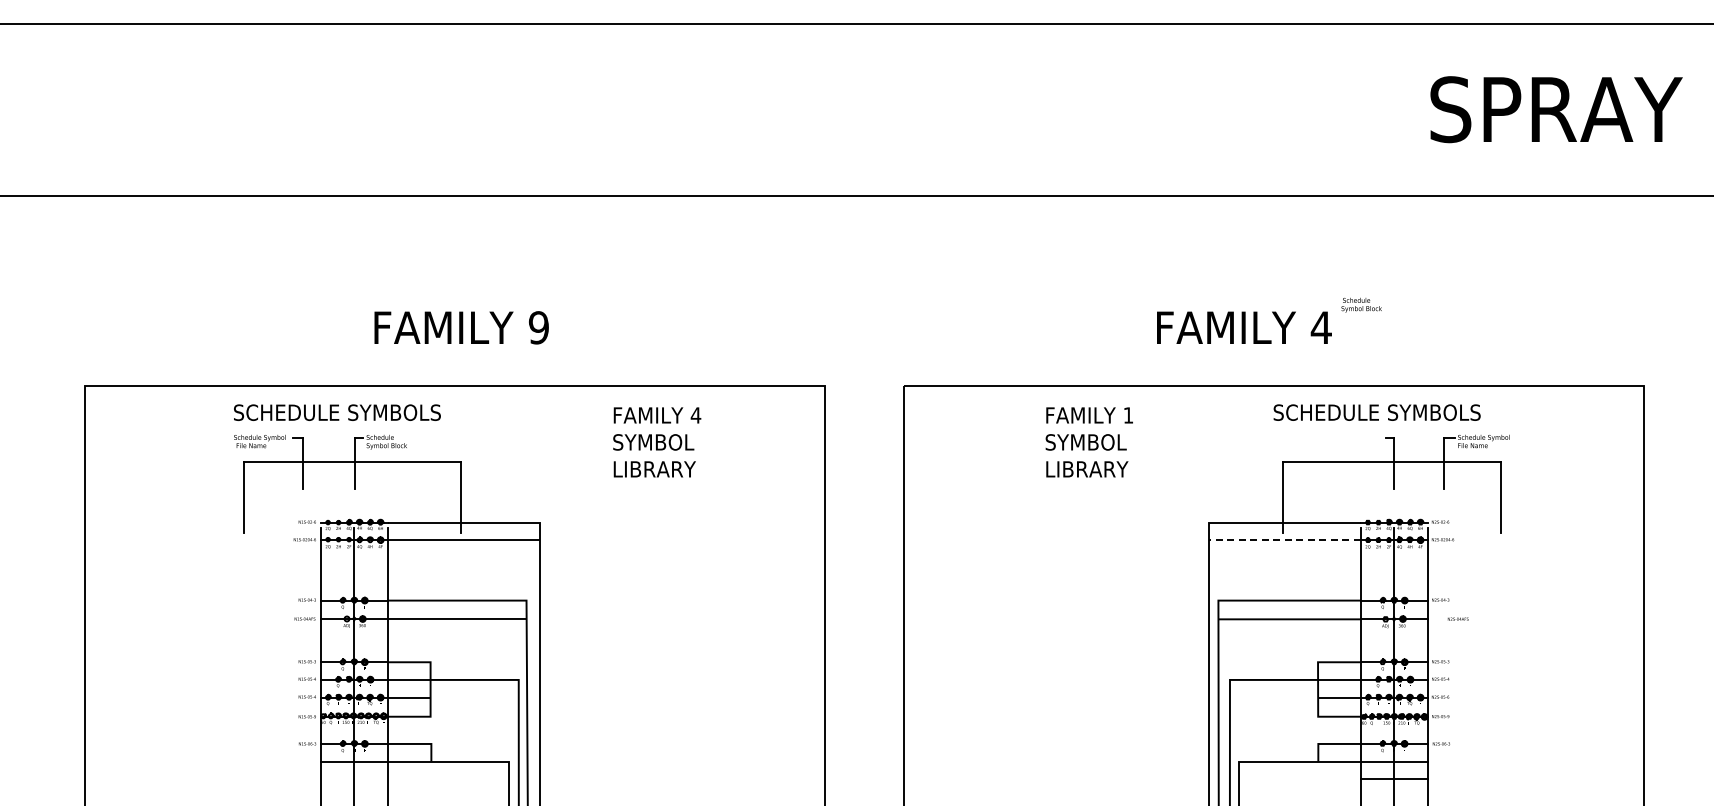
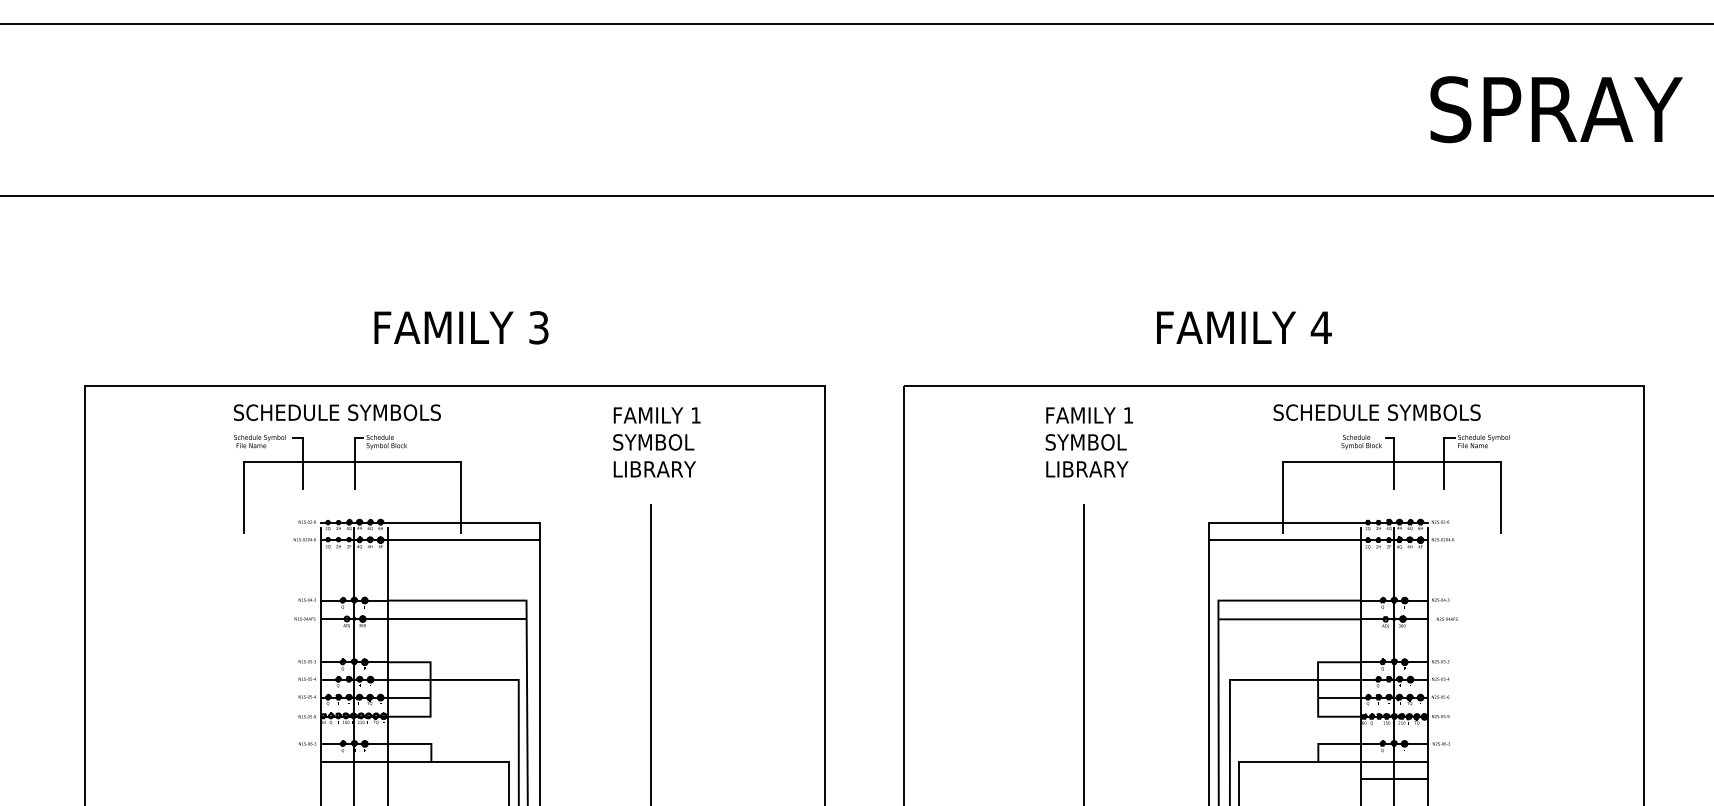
text position: (1361, 304) -> (1361, 441) (1361, 441)
text: 9 -> 3 (538, 327)
text: 4 -> 1 (695, 415)
line: dashed -> solid (1284, 540)
text position: (1457, 618) -> (1446, 618) (1446, 618)
line: none -> present (651, 653)
line: none -> present (1083, 653)
